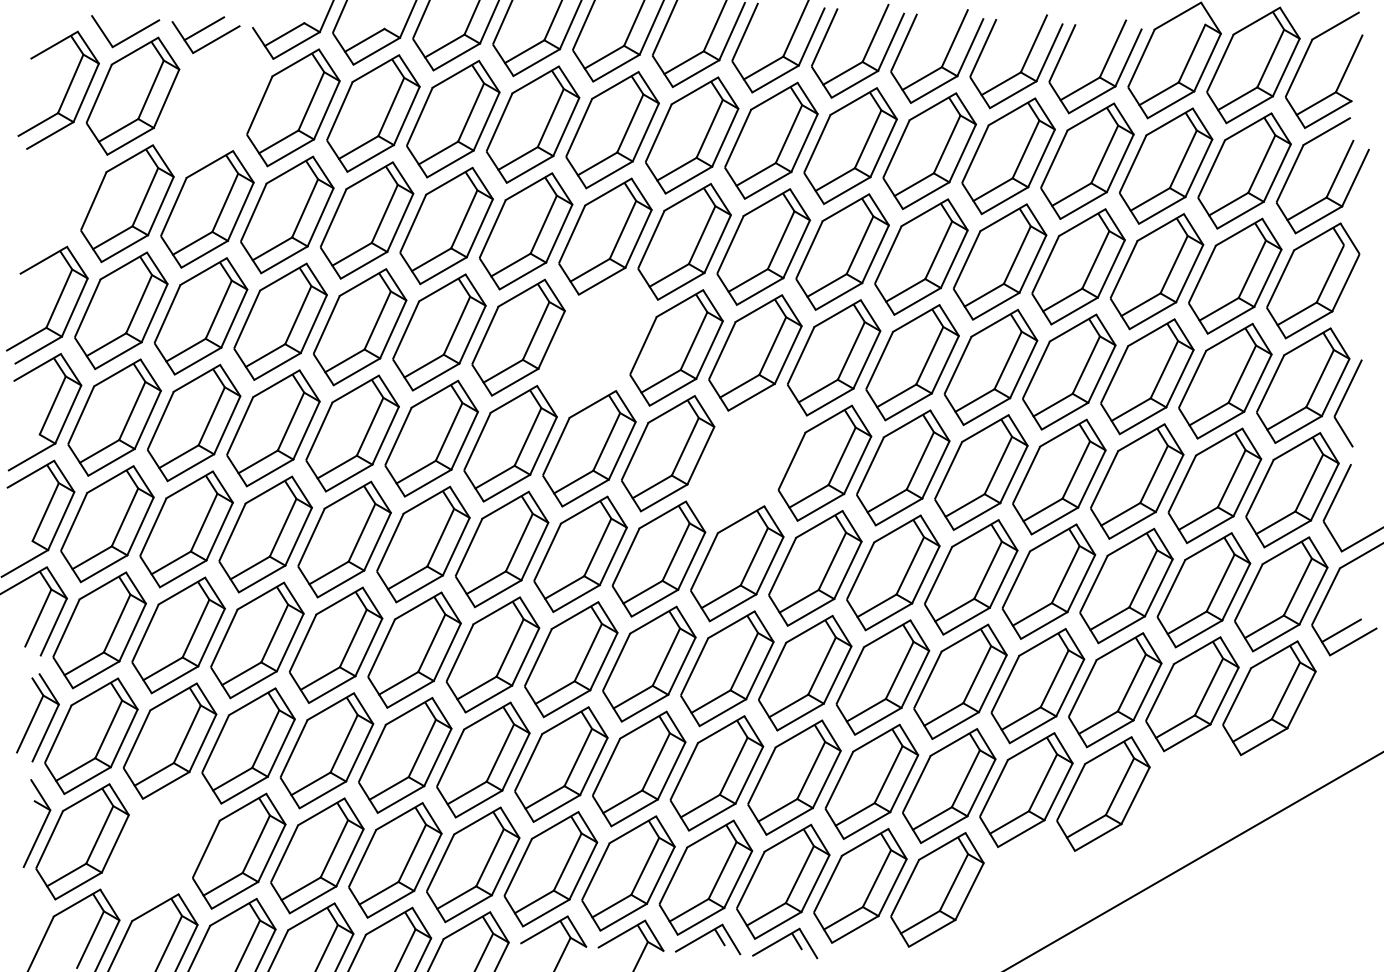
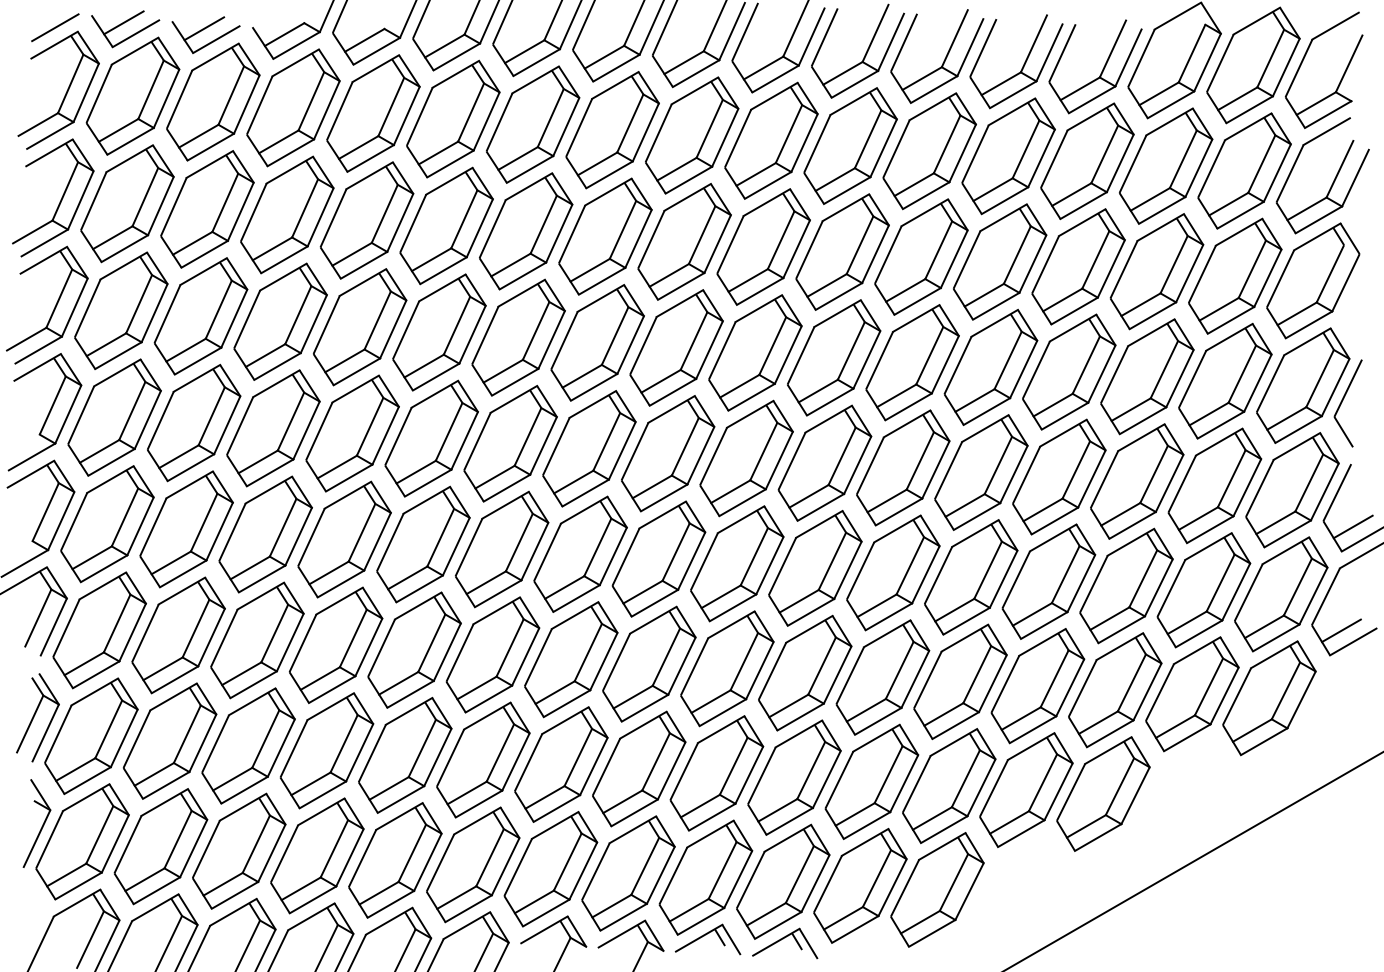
line: none -> present (123, 22)
line: none -> present (55, 27)
part: none -> present (213, 101)
part: none -> present (59, 201)
part: none -> present (597, 342)
part: none -> present (746, 458)
line: none -> present (1352, 526)
part: none -> present (160, 846)
